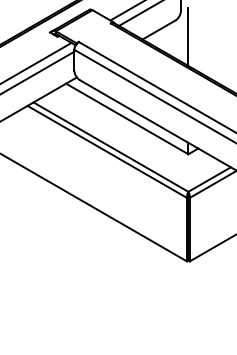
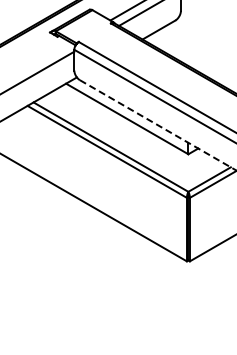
line: present -> none (188, 36)
line: present -> none (36, 62)
line: solid -> dashed (158, 125)
